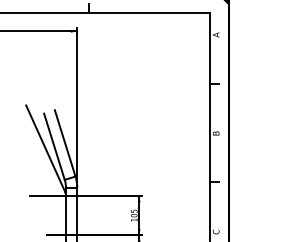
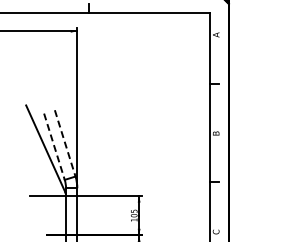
line: solid -> dashed (65, 143)
line: solid -> dashed (54, 146)
